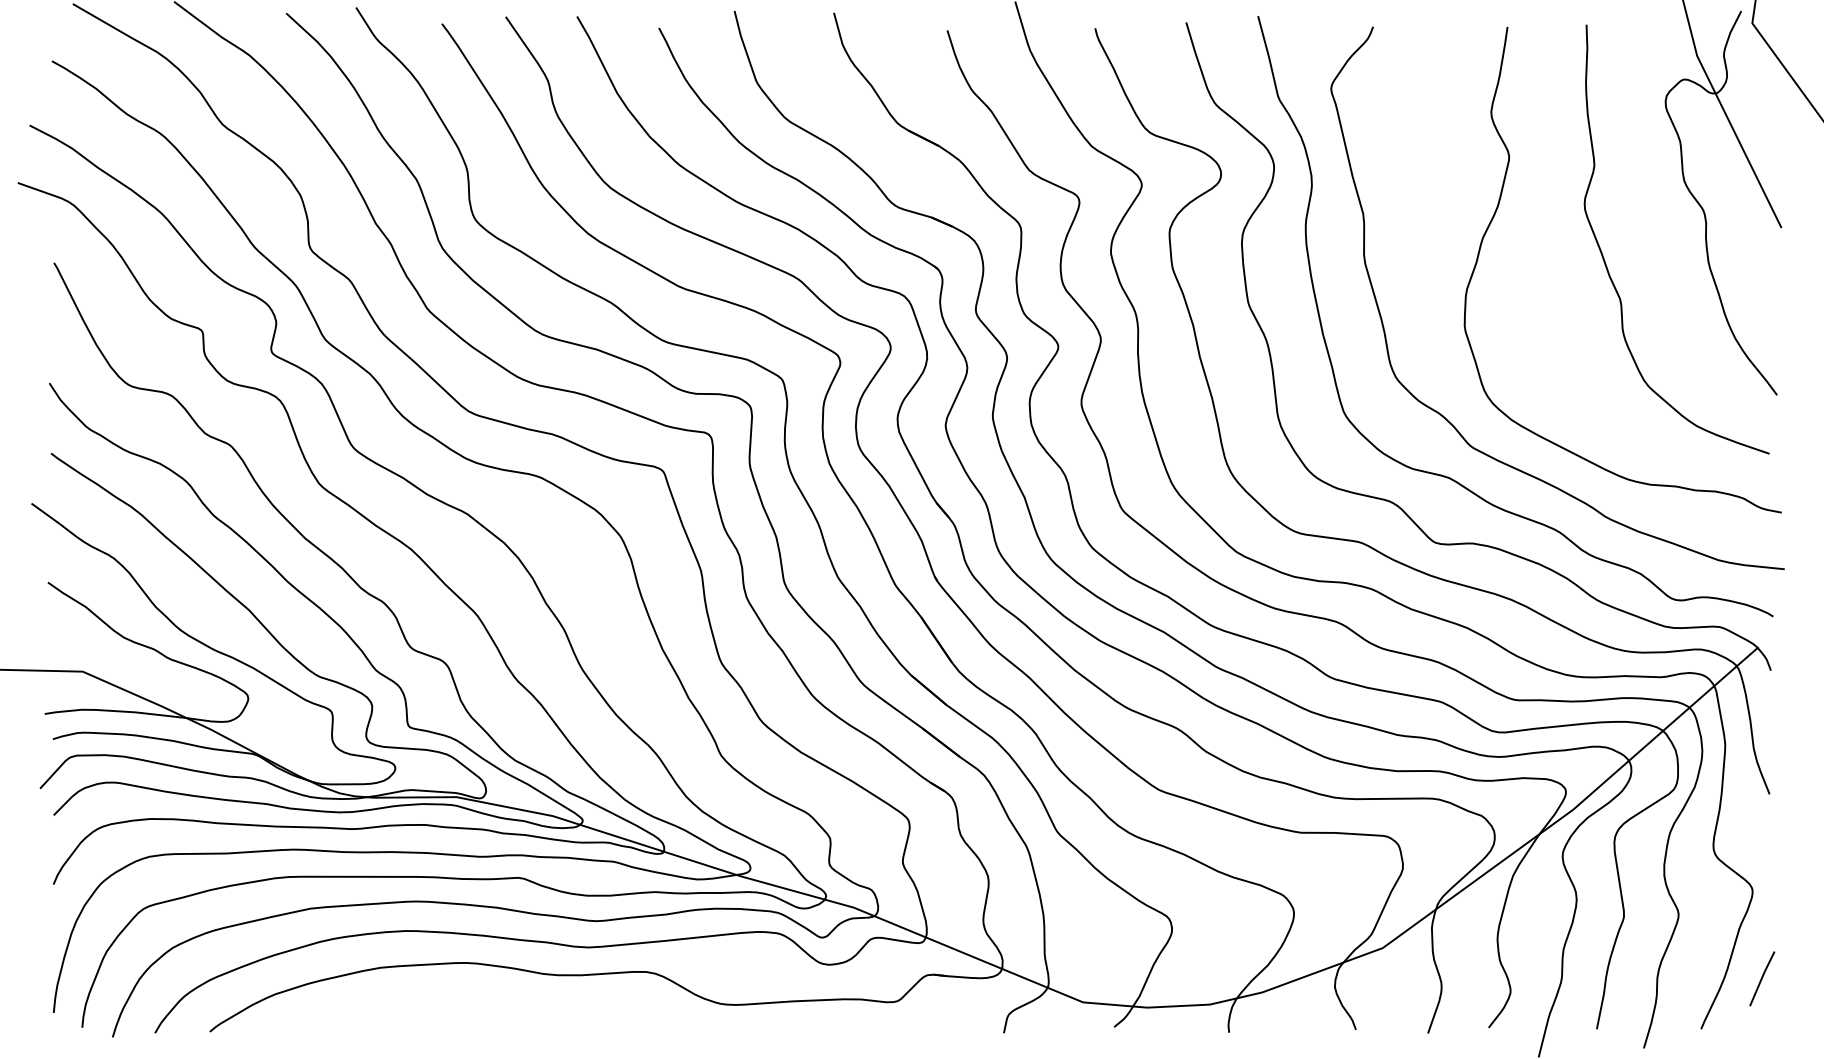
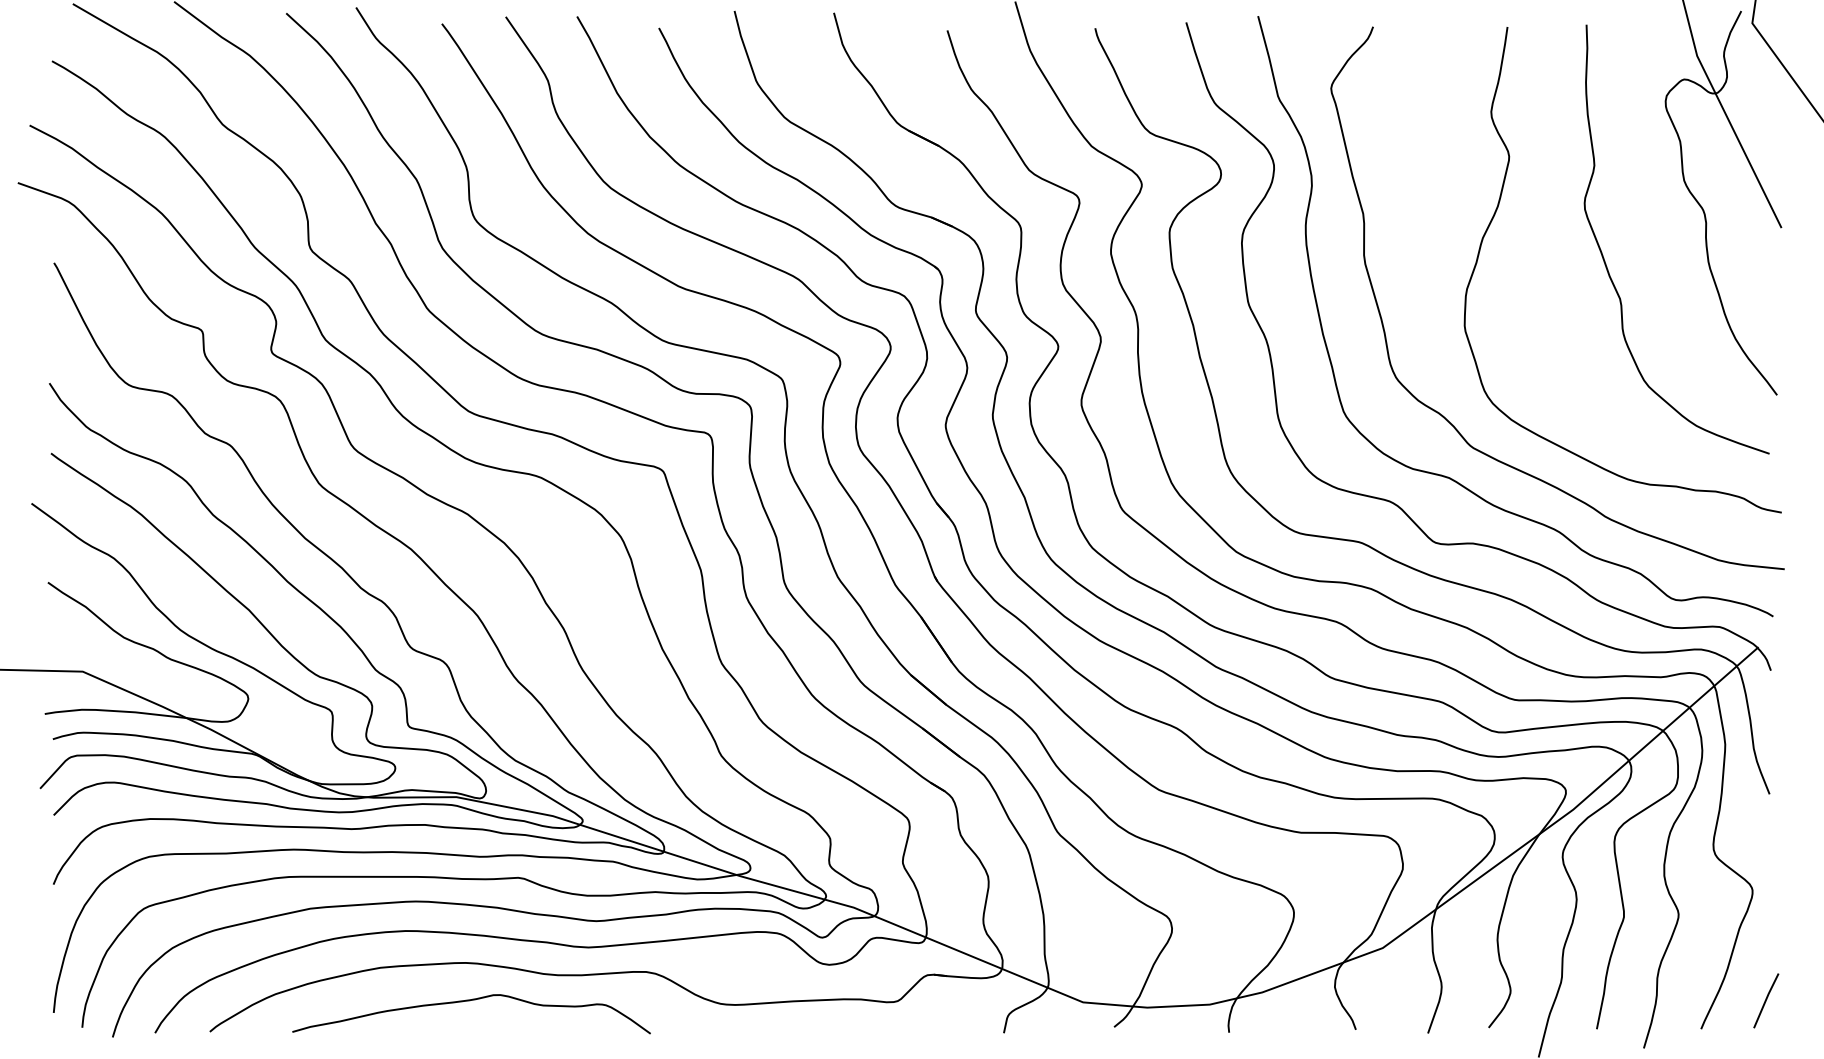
line position: (1762, 978) -> (1766, 1000) (1766, 1000)
curve: none -> present (469, 1001)
